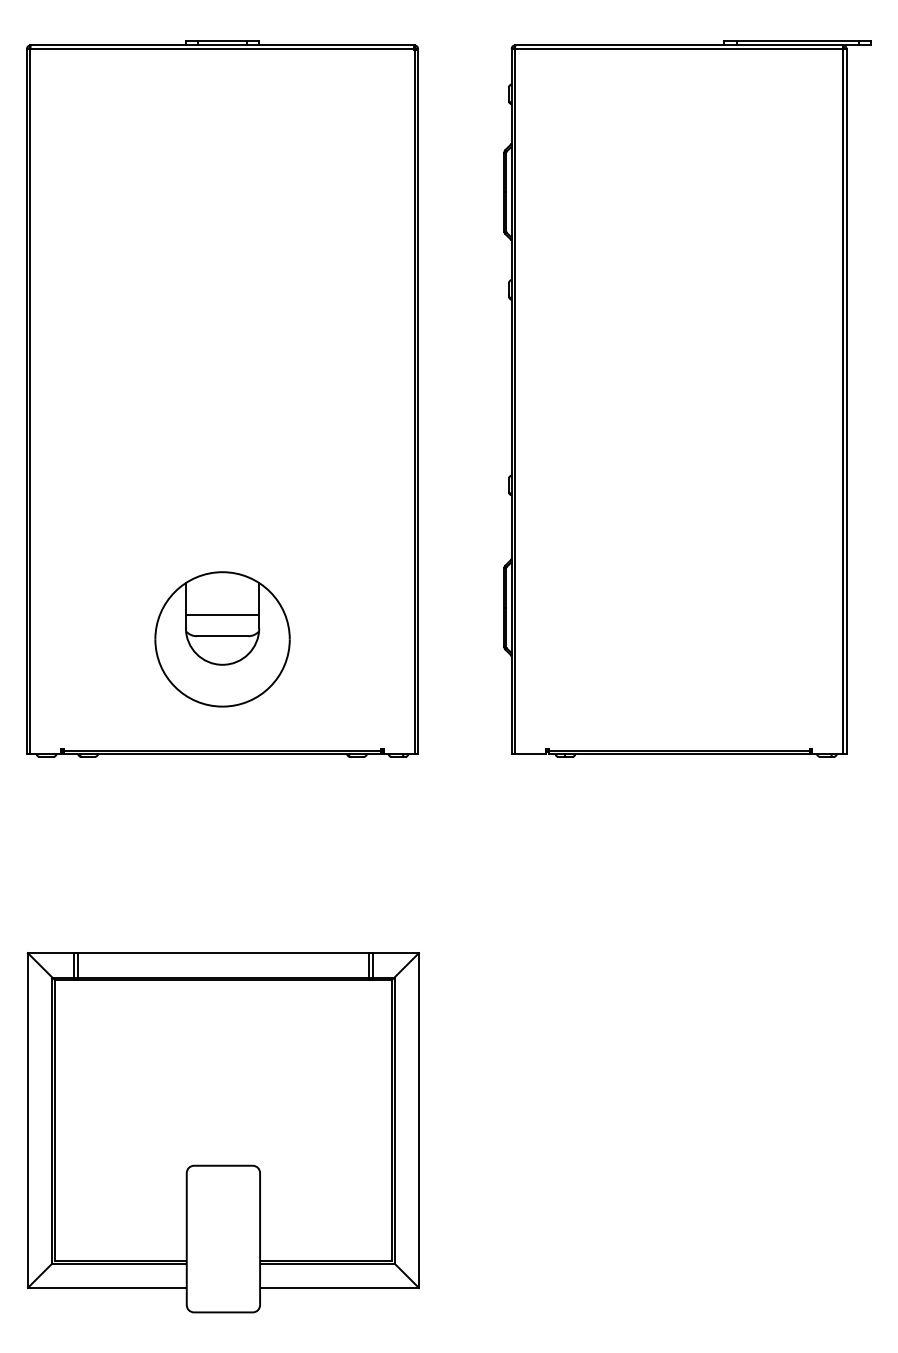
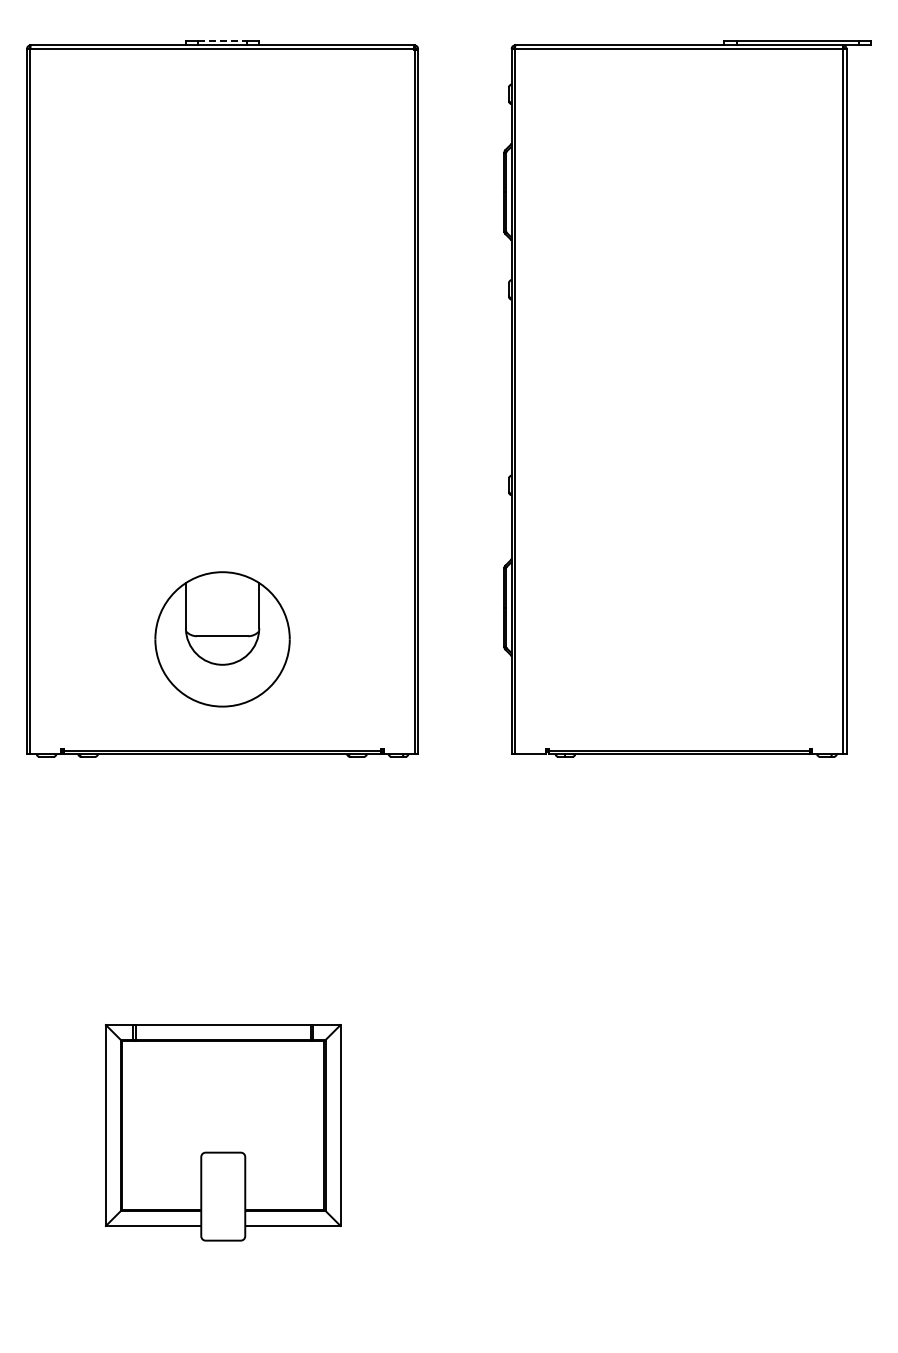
line: solid -> dashed (223, 40)
line: present -> none (222, 614)
part size: 394x362 px -> 237x218 px (223, 1132)
